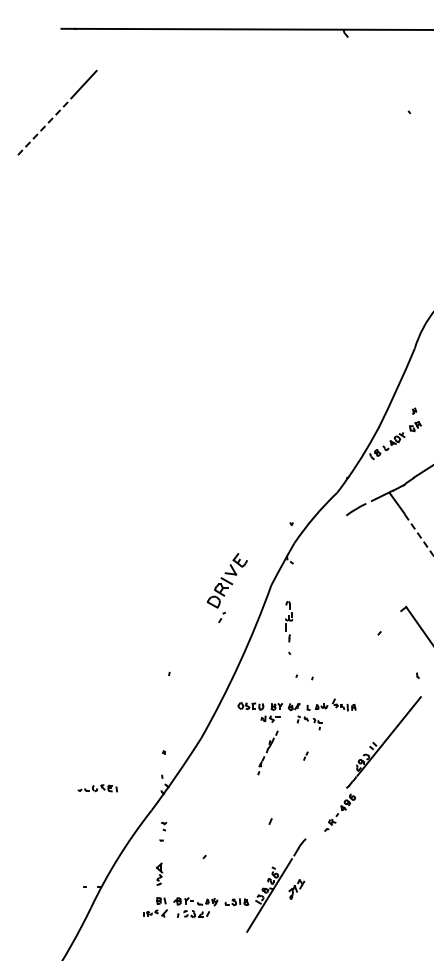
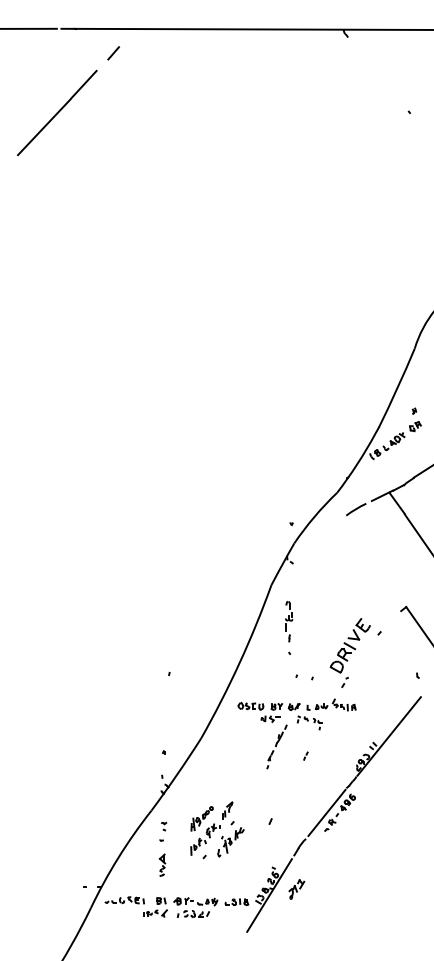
line: none -> present (29, 28)
line: none -> present (113, 53)
line: dashed -> solid (44, 126)
line: dashed -> solid (419, 535)
part position: (226, 588) -> (349, 653) (349, 653)
part position: (267, 752) -> (276, 746) (276, 746)
part position: (97, 788) -> (124, 900) (124, 900)
line: none -> present (326, 812)
part: none -> present (217, 829)
part position: (159, 873) -> (162, 864) (162, 864)
